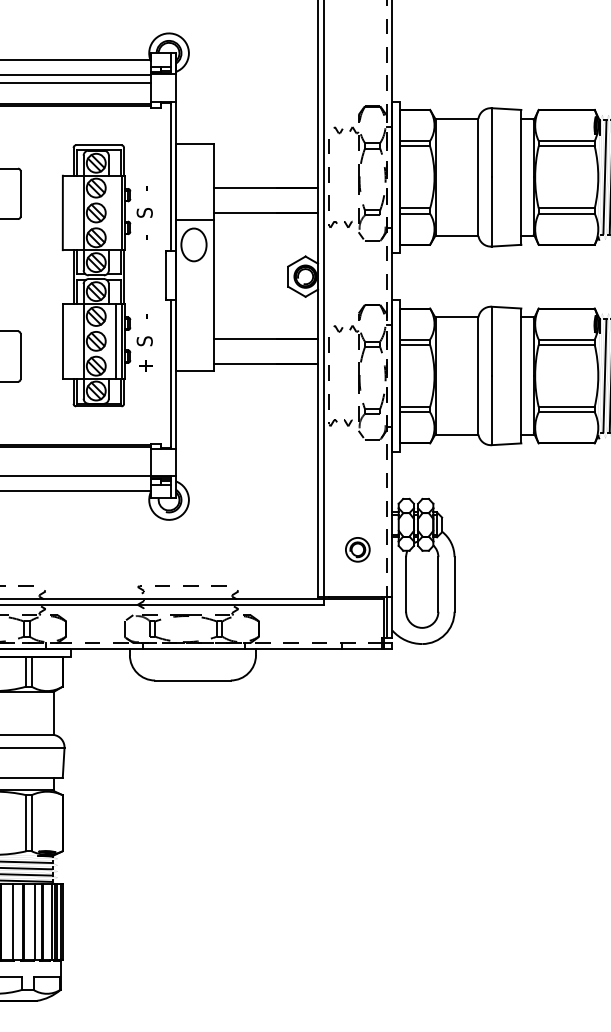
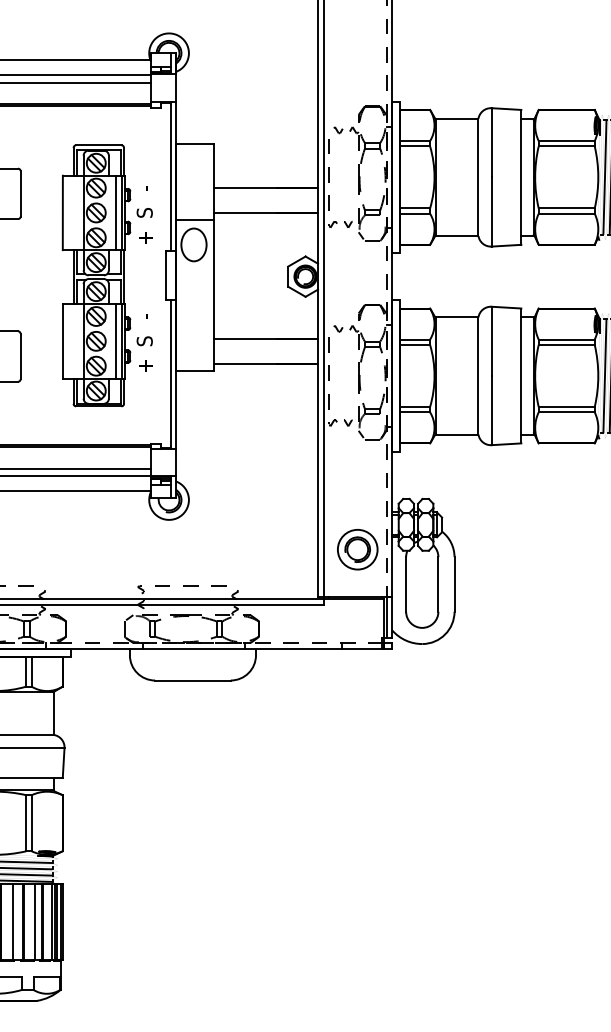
line: none -> present (116, 212)
text: - -> + (145, 237)
line: none -> present (76, 468)
part size: 26x26 px -> 42x42 px (357, 549)
